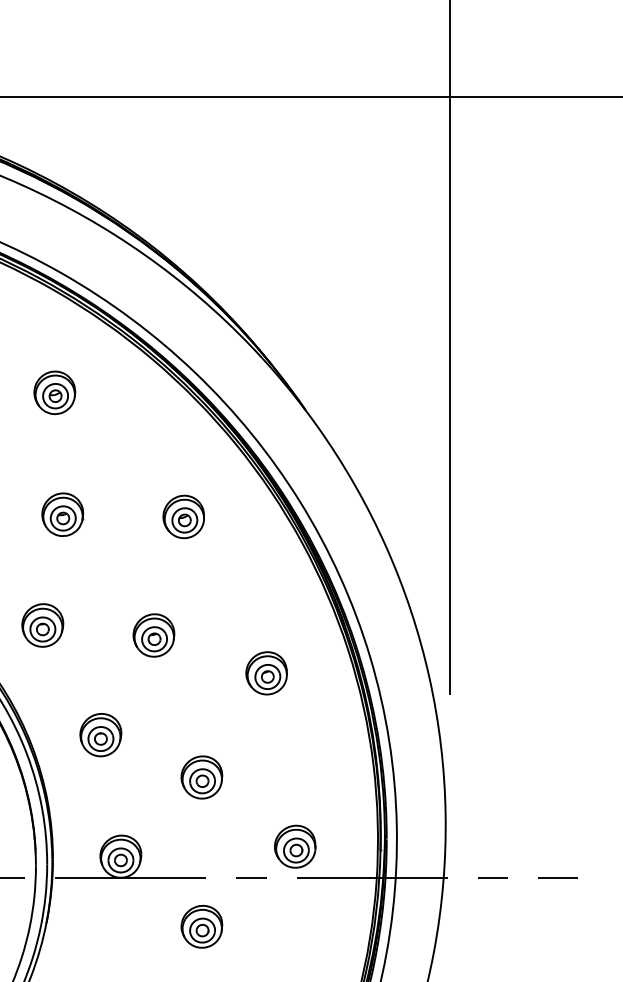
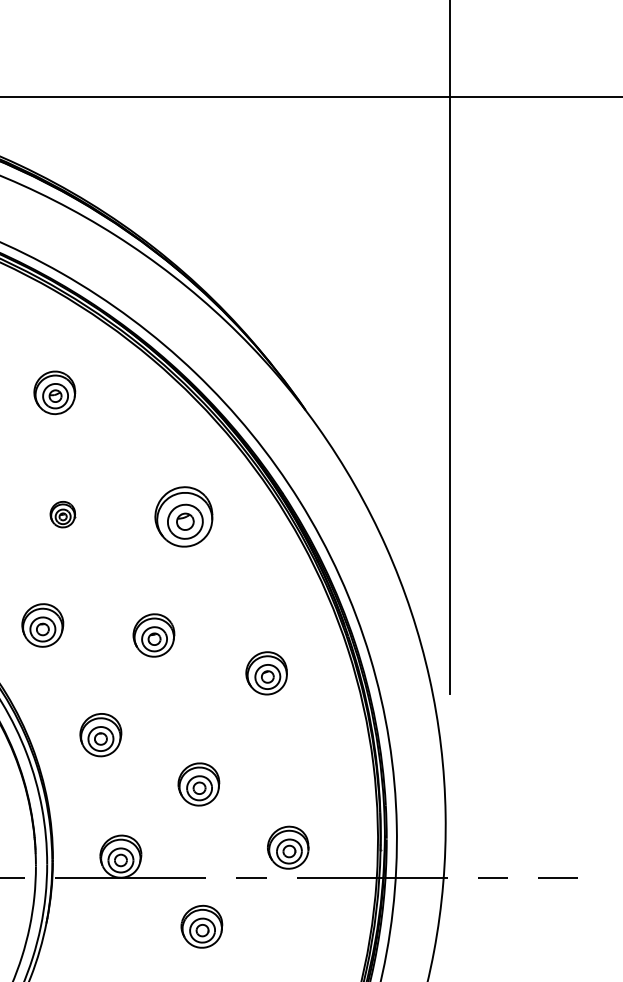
part size: 44x45 px -> 28x28 px (62, 514)
part size: 43x46 px -> 60x62 px (183, 516)
part position: (201, 777) -> (198, 784) (198, 784)
part position: (295, 846) -> (288, 847) (288, 847)
